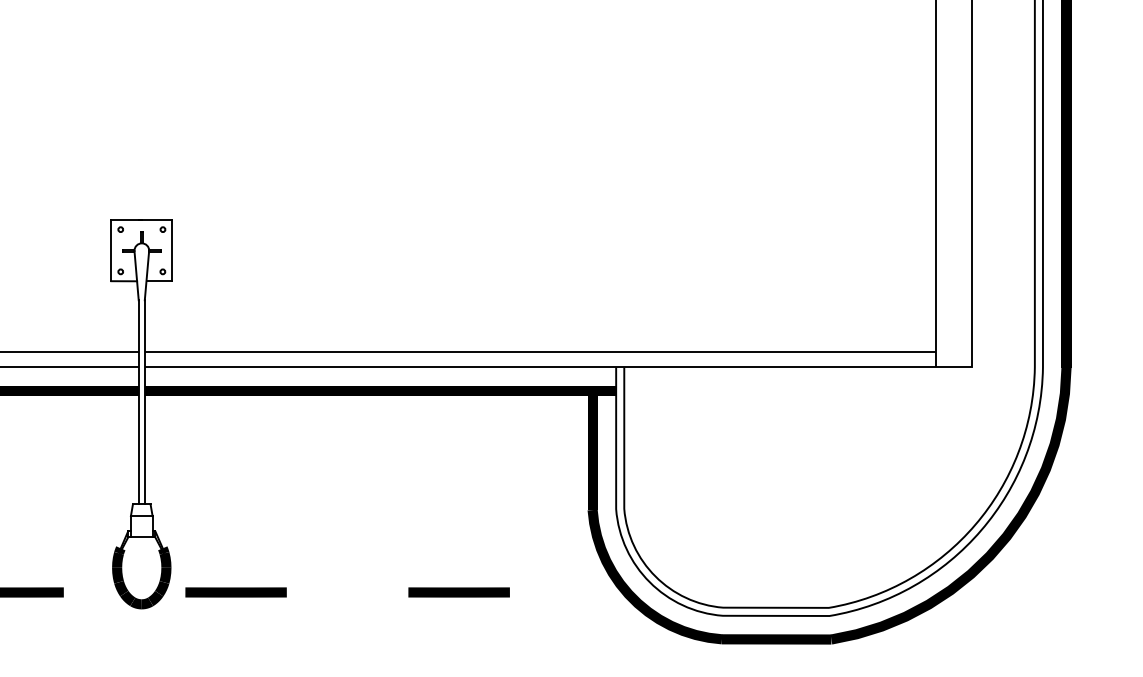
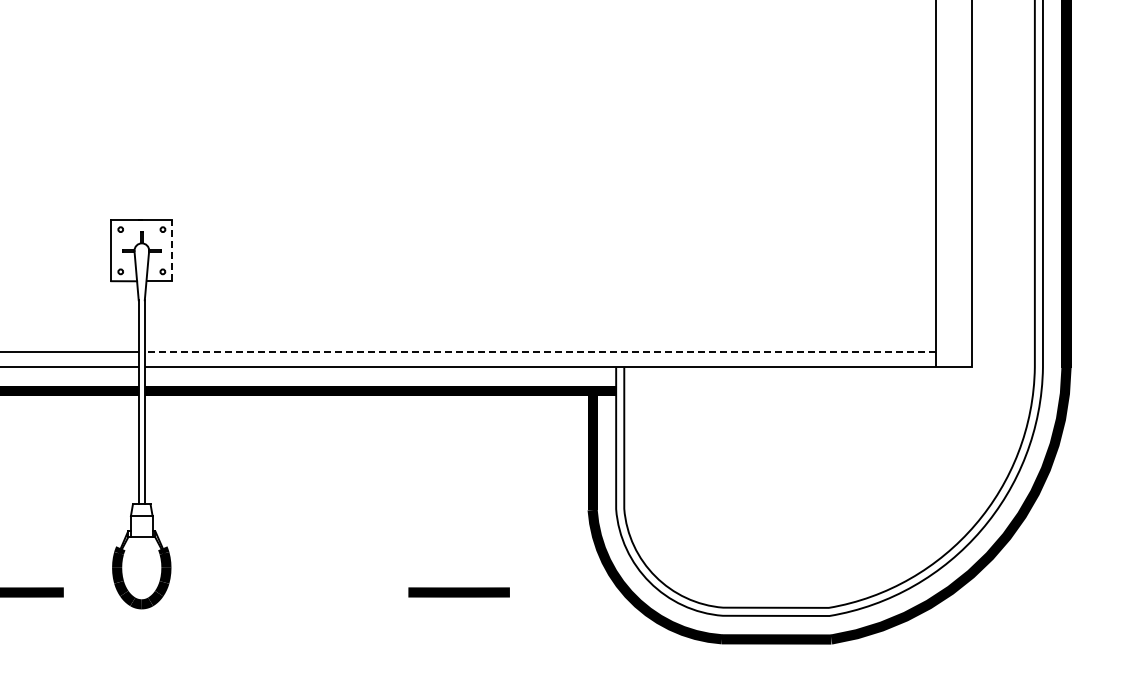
line: solid -> dashed (172, 250)
line: solid -> dashed (540, 352)
curve: present -> none (235, 592)
